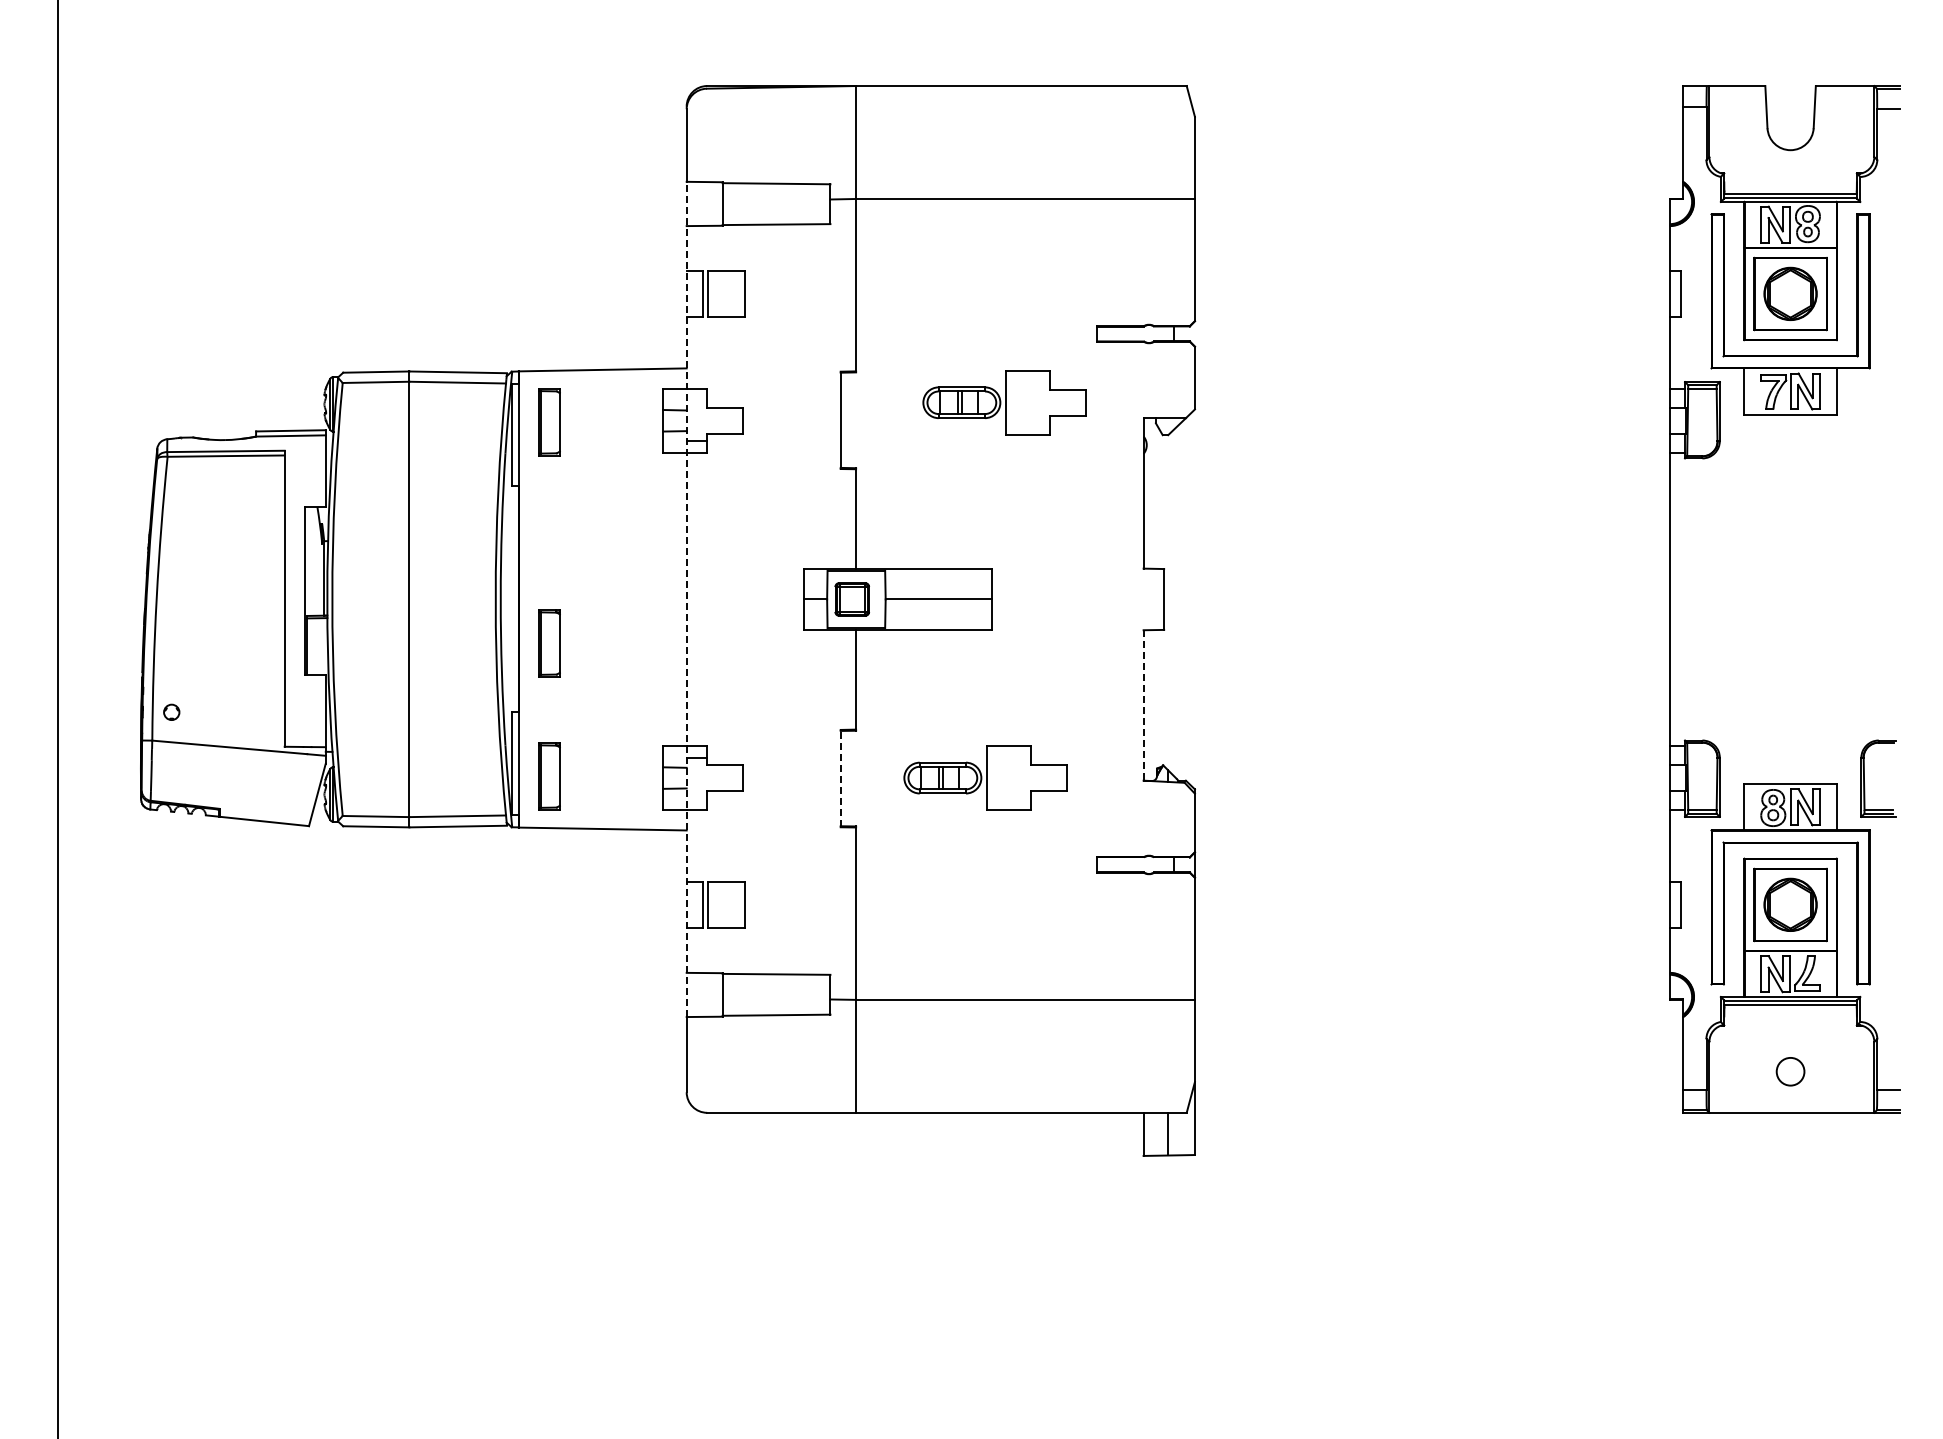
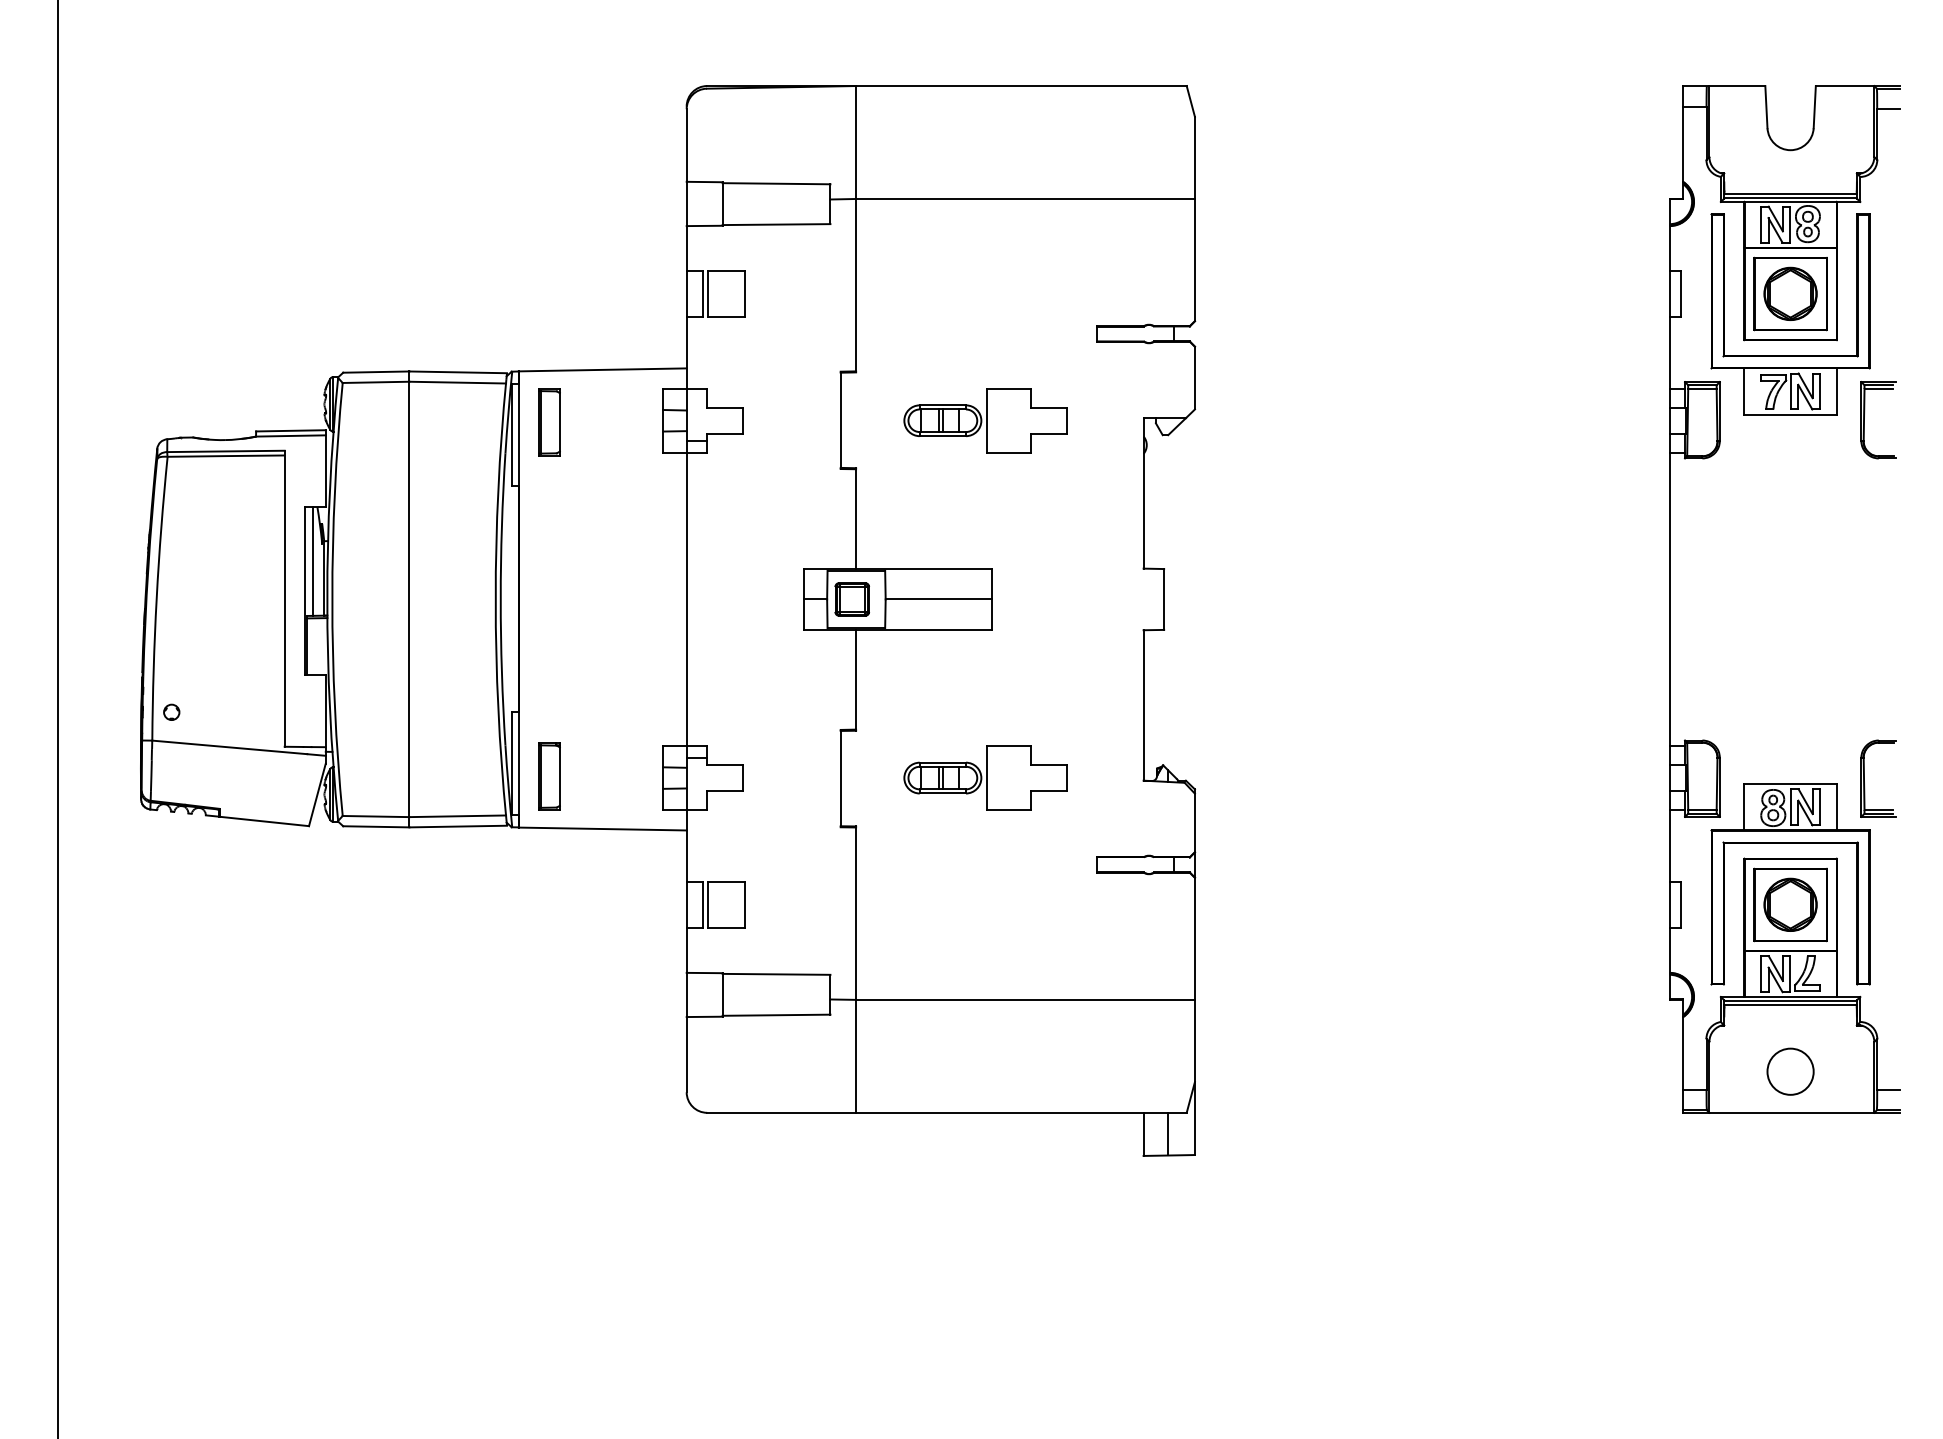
part position: (1004, 402) -> (985, 420) (985, 420)
part: none -> present (1864, 420)
line: none -> present (313, 561)
line: dashed -> solid (686, 599)
part: present -> none (549, 643)
line: dashed -> solid (1143, 705)
line: dashed -> solid (840, 778)
circle diameter: 28 px -> 46 px (1790, 1071)
